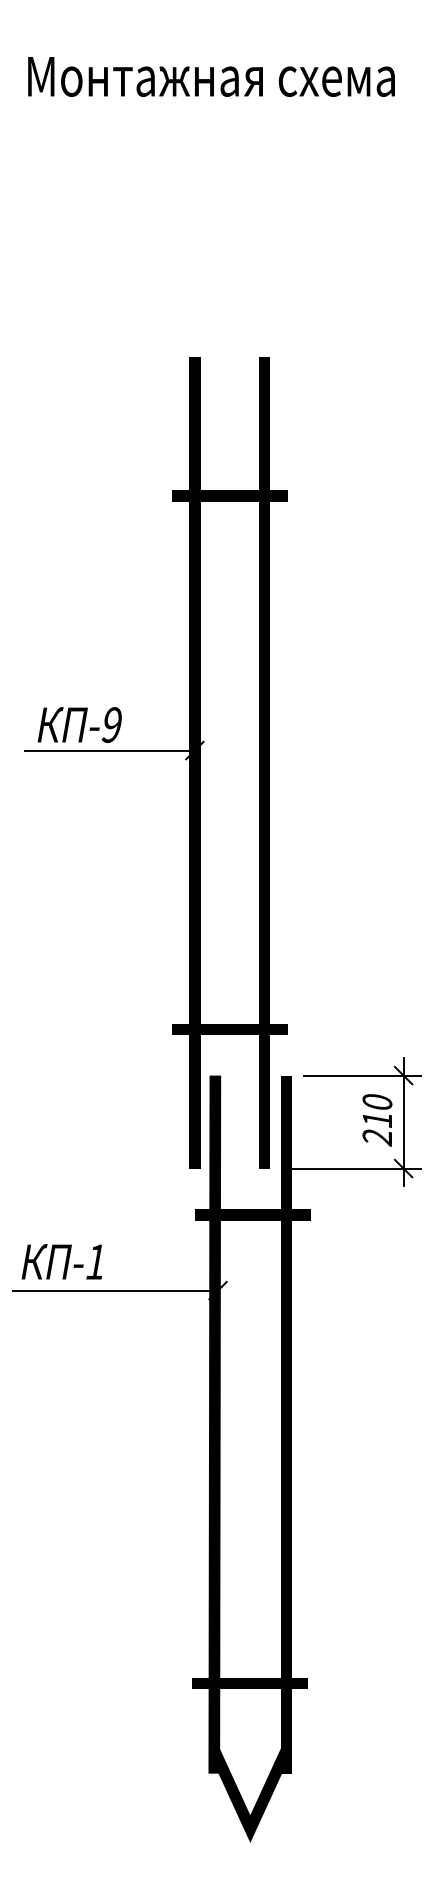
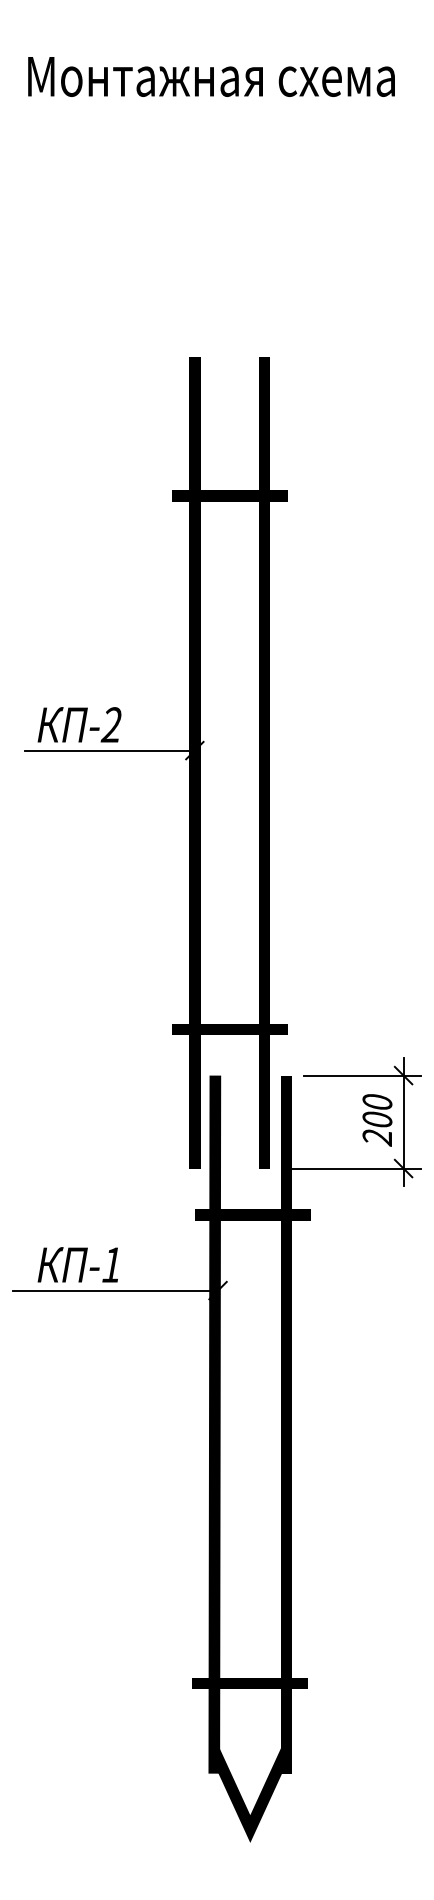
text: -9 -> -2 (110, 724)
text: 210 -> 200 (377, 1119)
text position: (61, 1261) -> (77, 1264) (77, 1264)
